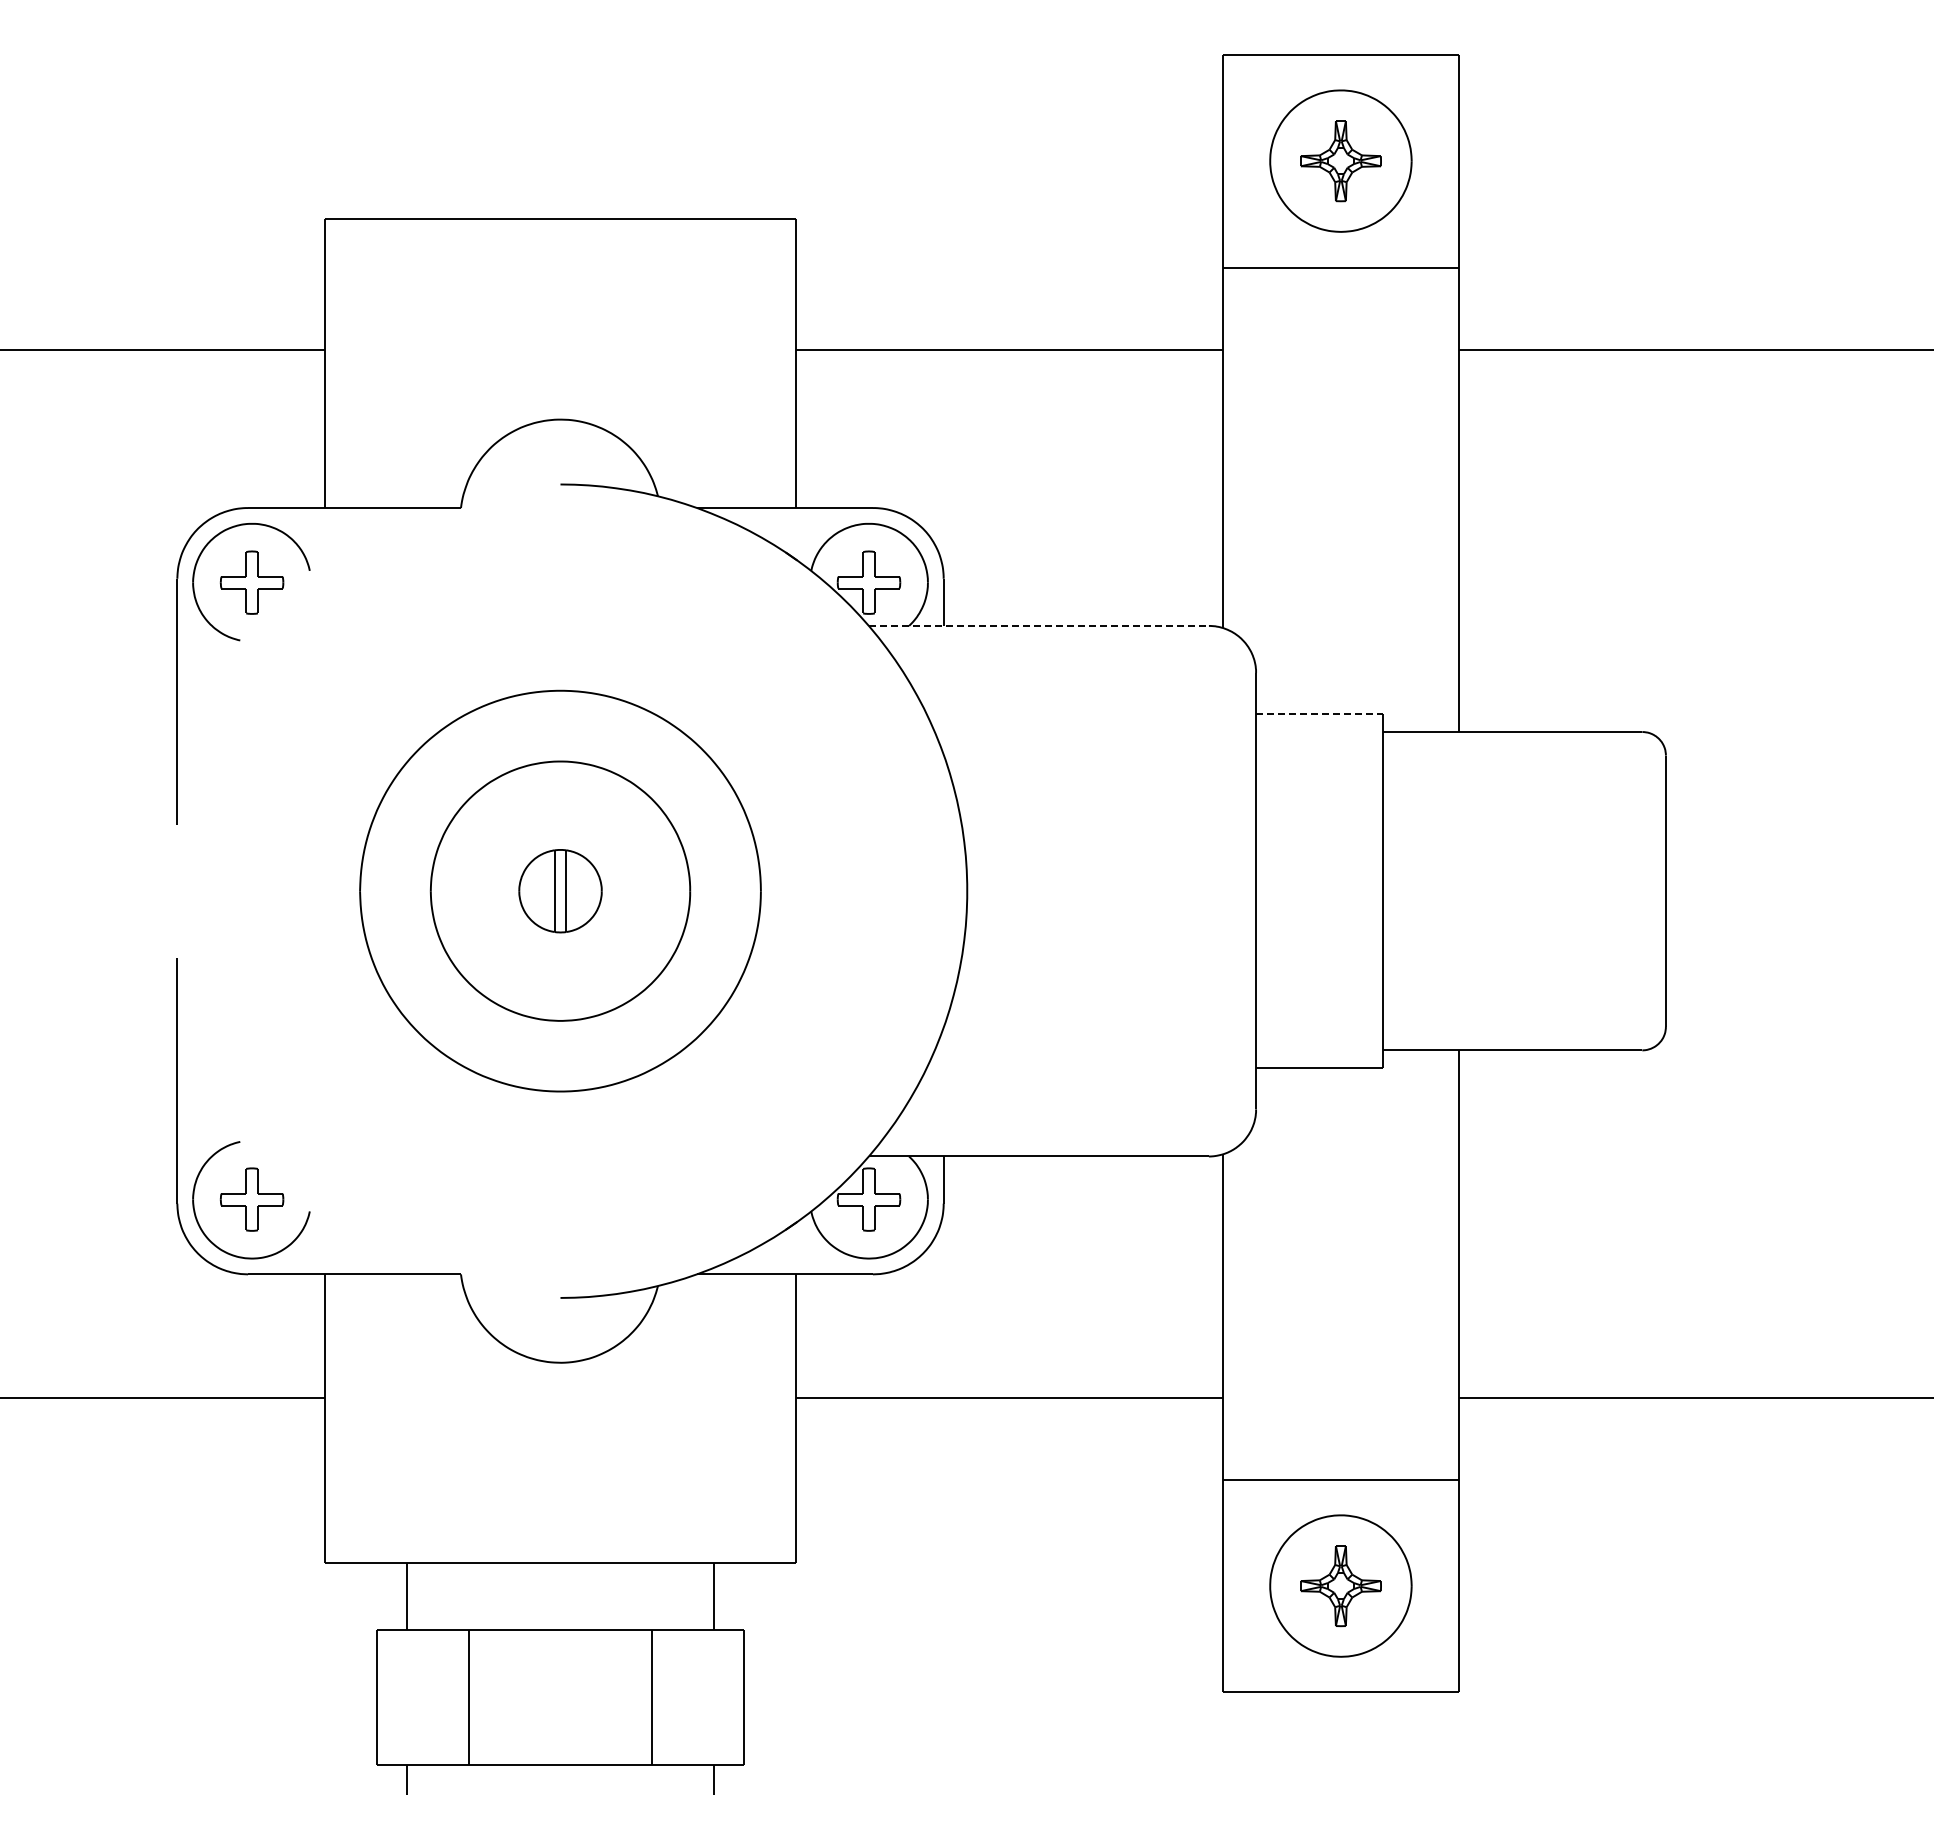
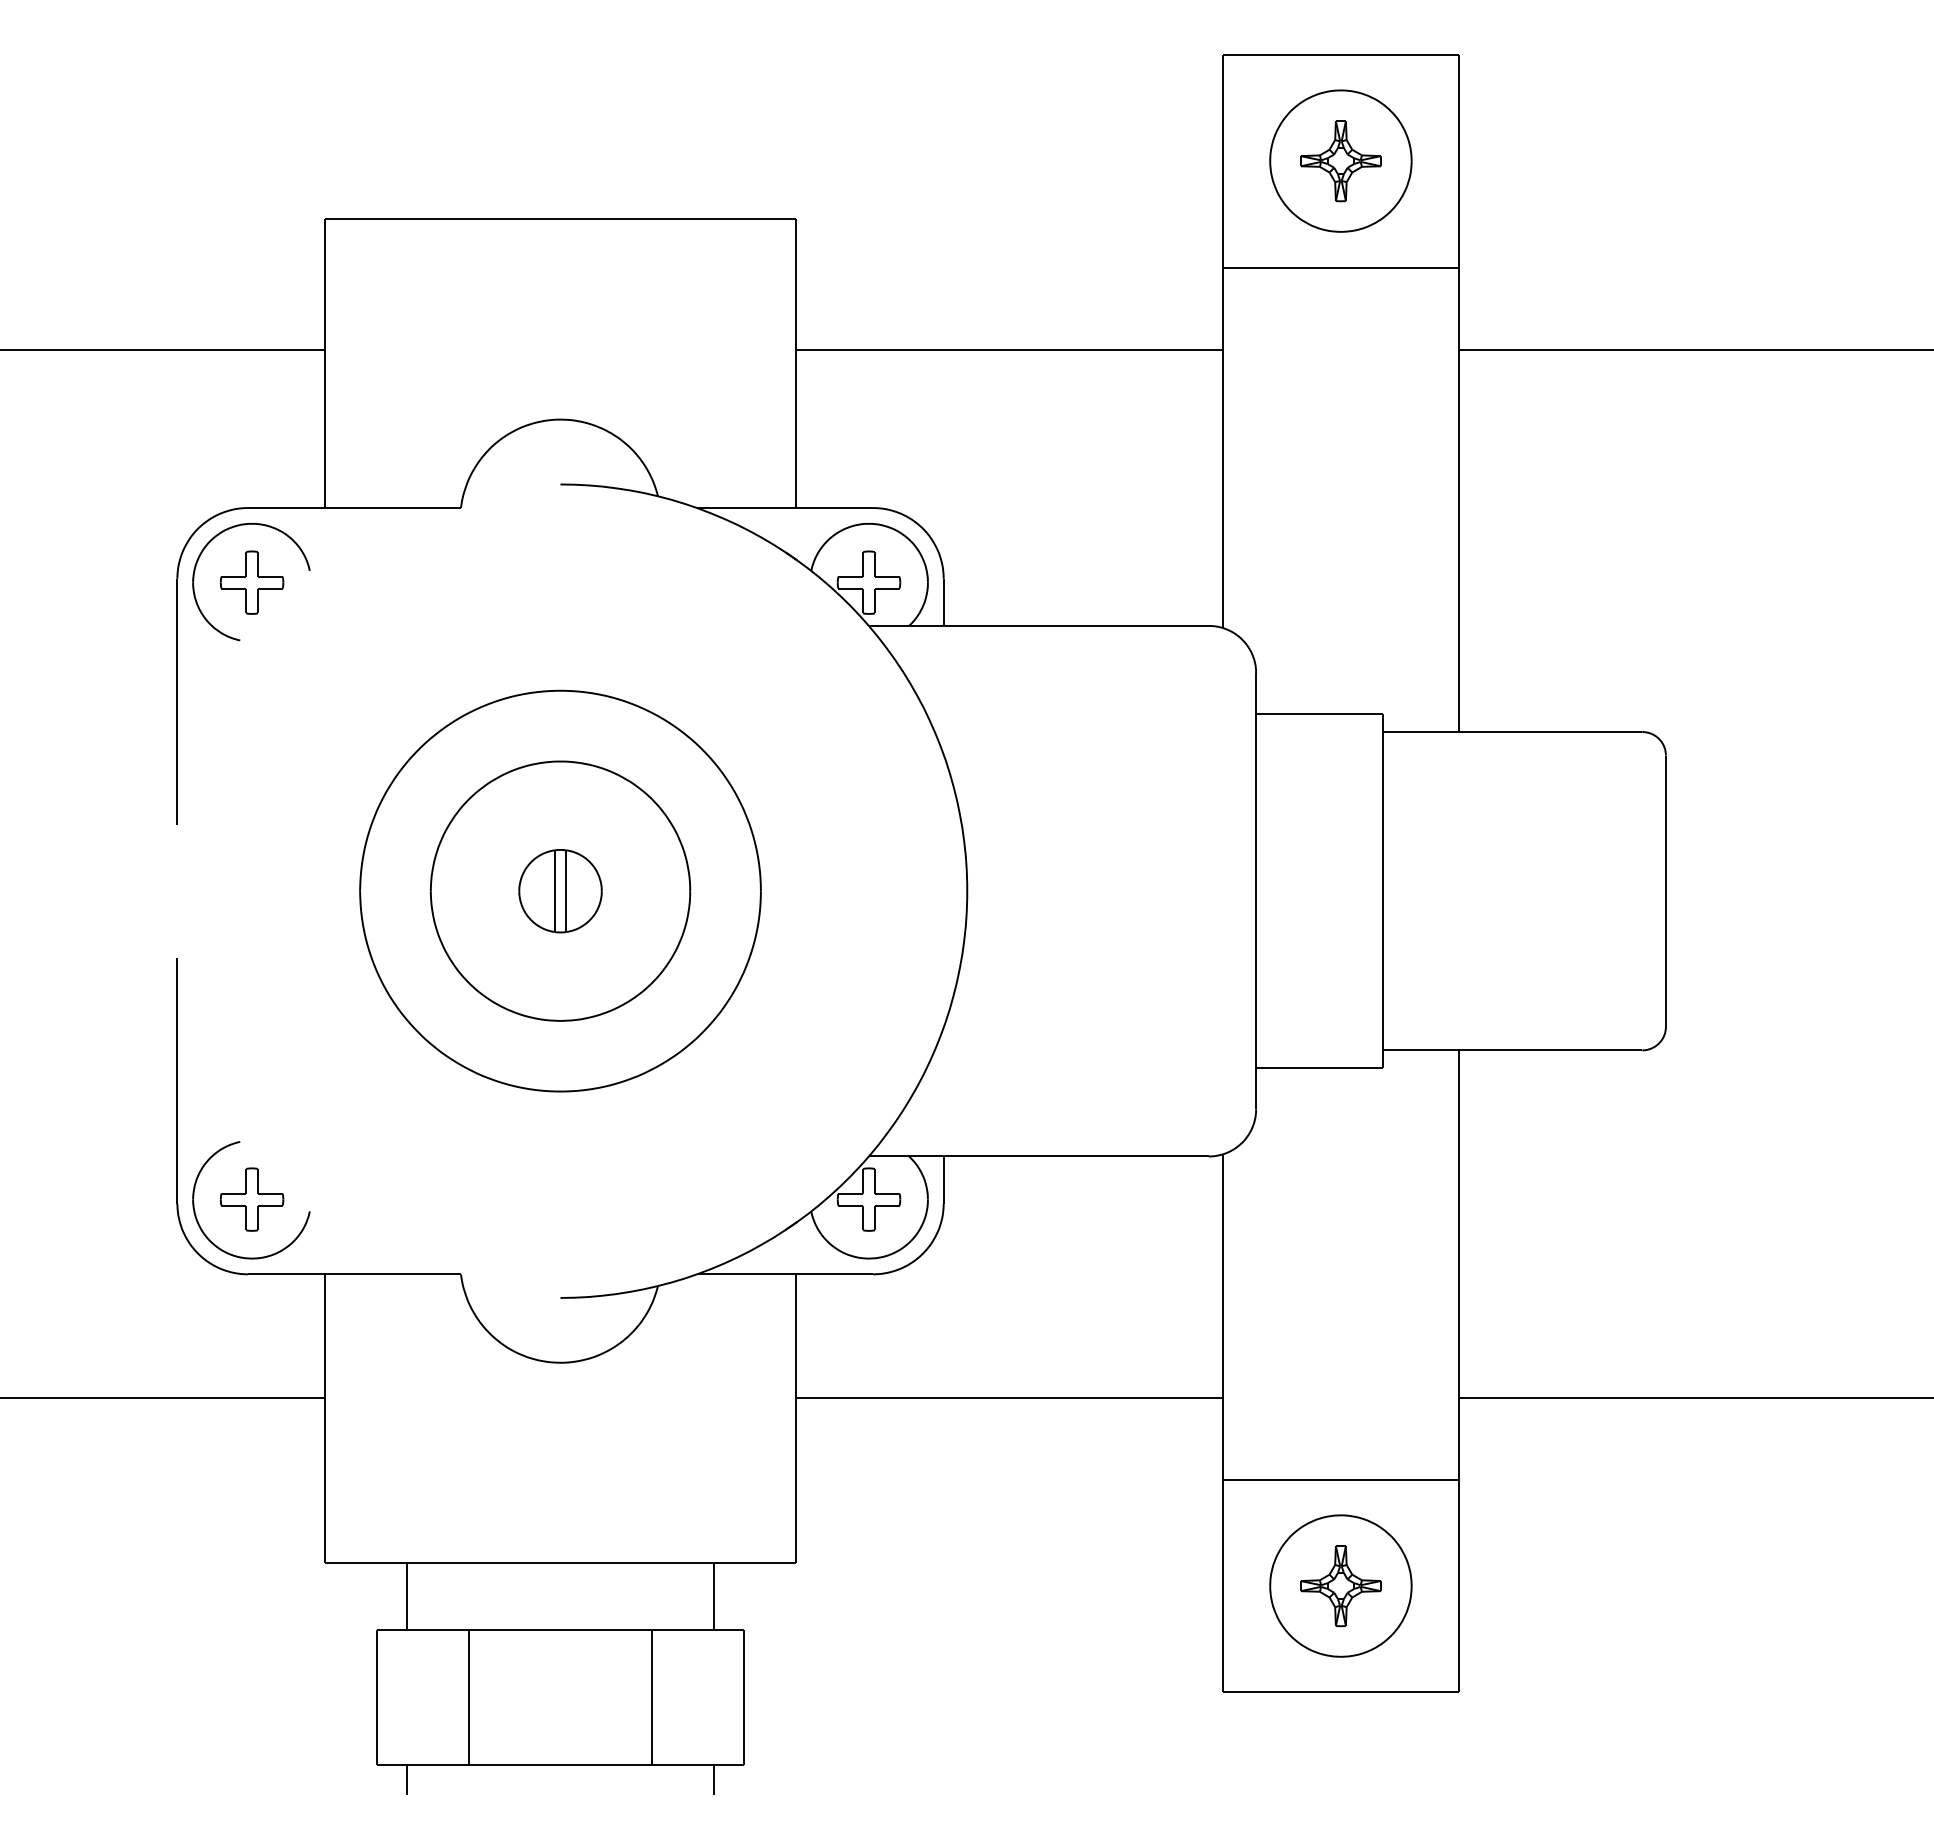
line: dashed -> solid (1039, 625)
line: dashed -> solid (1320, 714)
